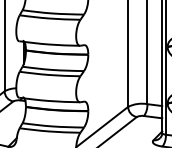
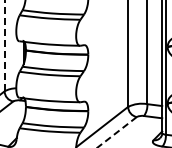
line: solid -> dashed (4, 45)
line: solid -> dashed (117, 132)
